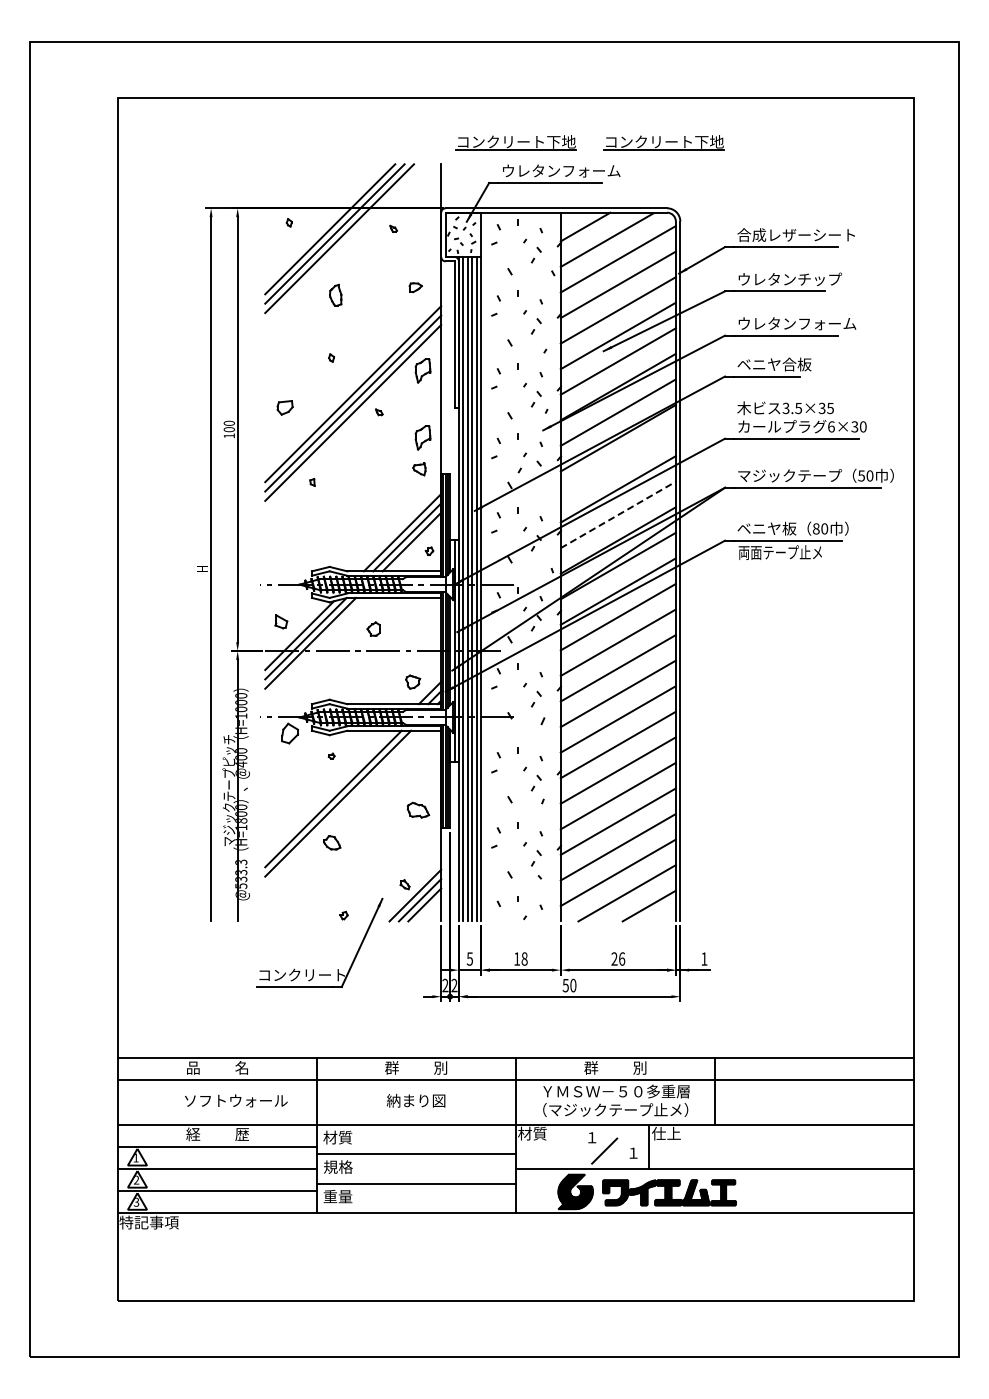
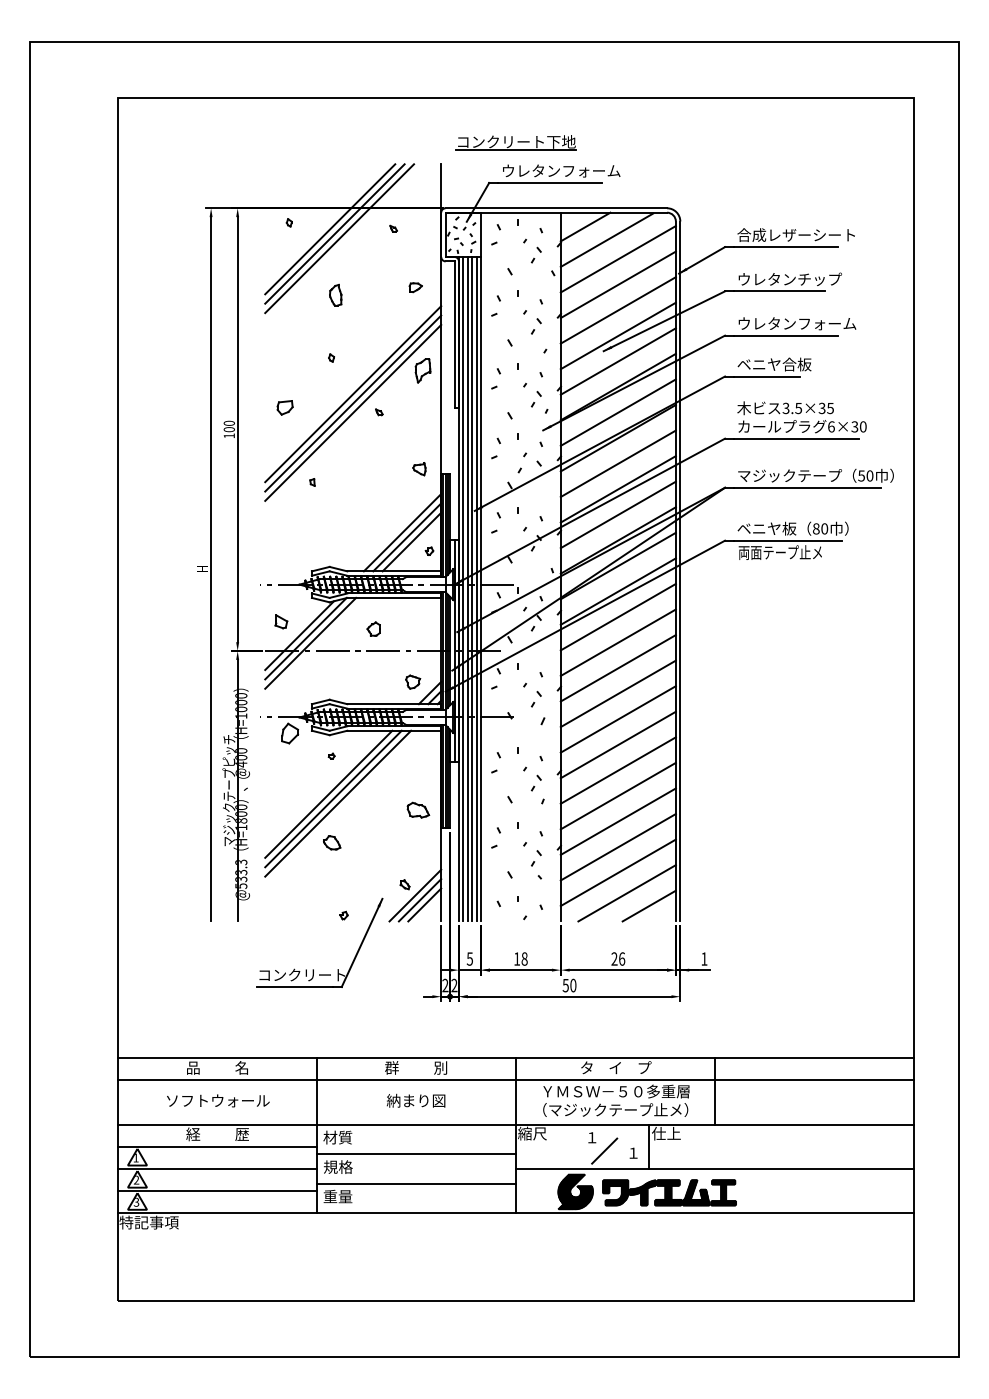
part: present -> none (663, 142)
part: present -> none (422, 437)
line: none -> present (617, 463)
line: dashed -> solid (618, 514)
line: none -> present (328, 793)
text: 群          別 -> タ    イ    プ (616, 1067)
text position: (236, 1100) -> (218, 1100) (218, 1100)
text: 材質 -> 縮尺 (532, 1133)
